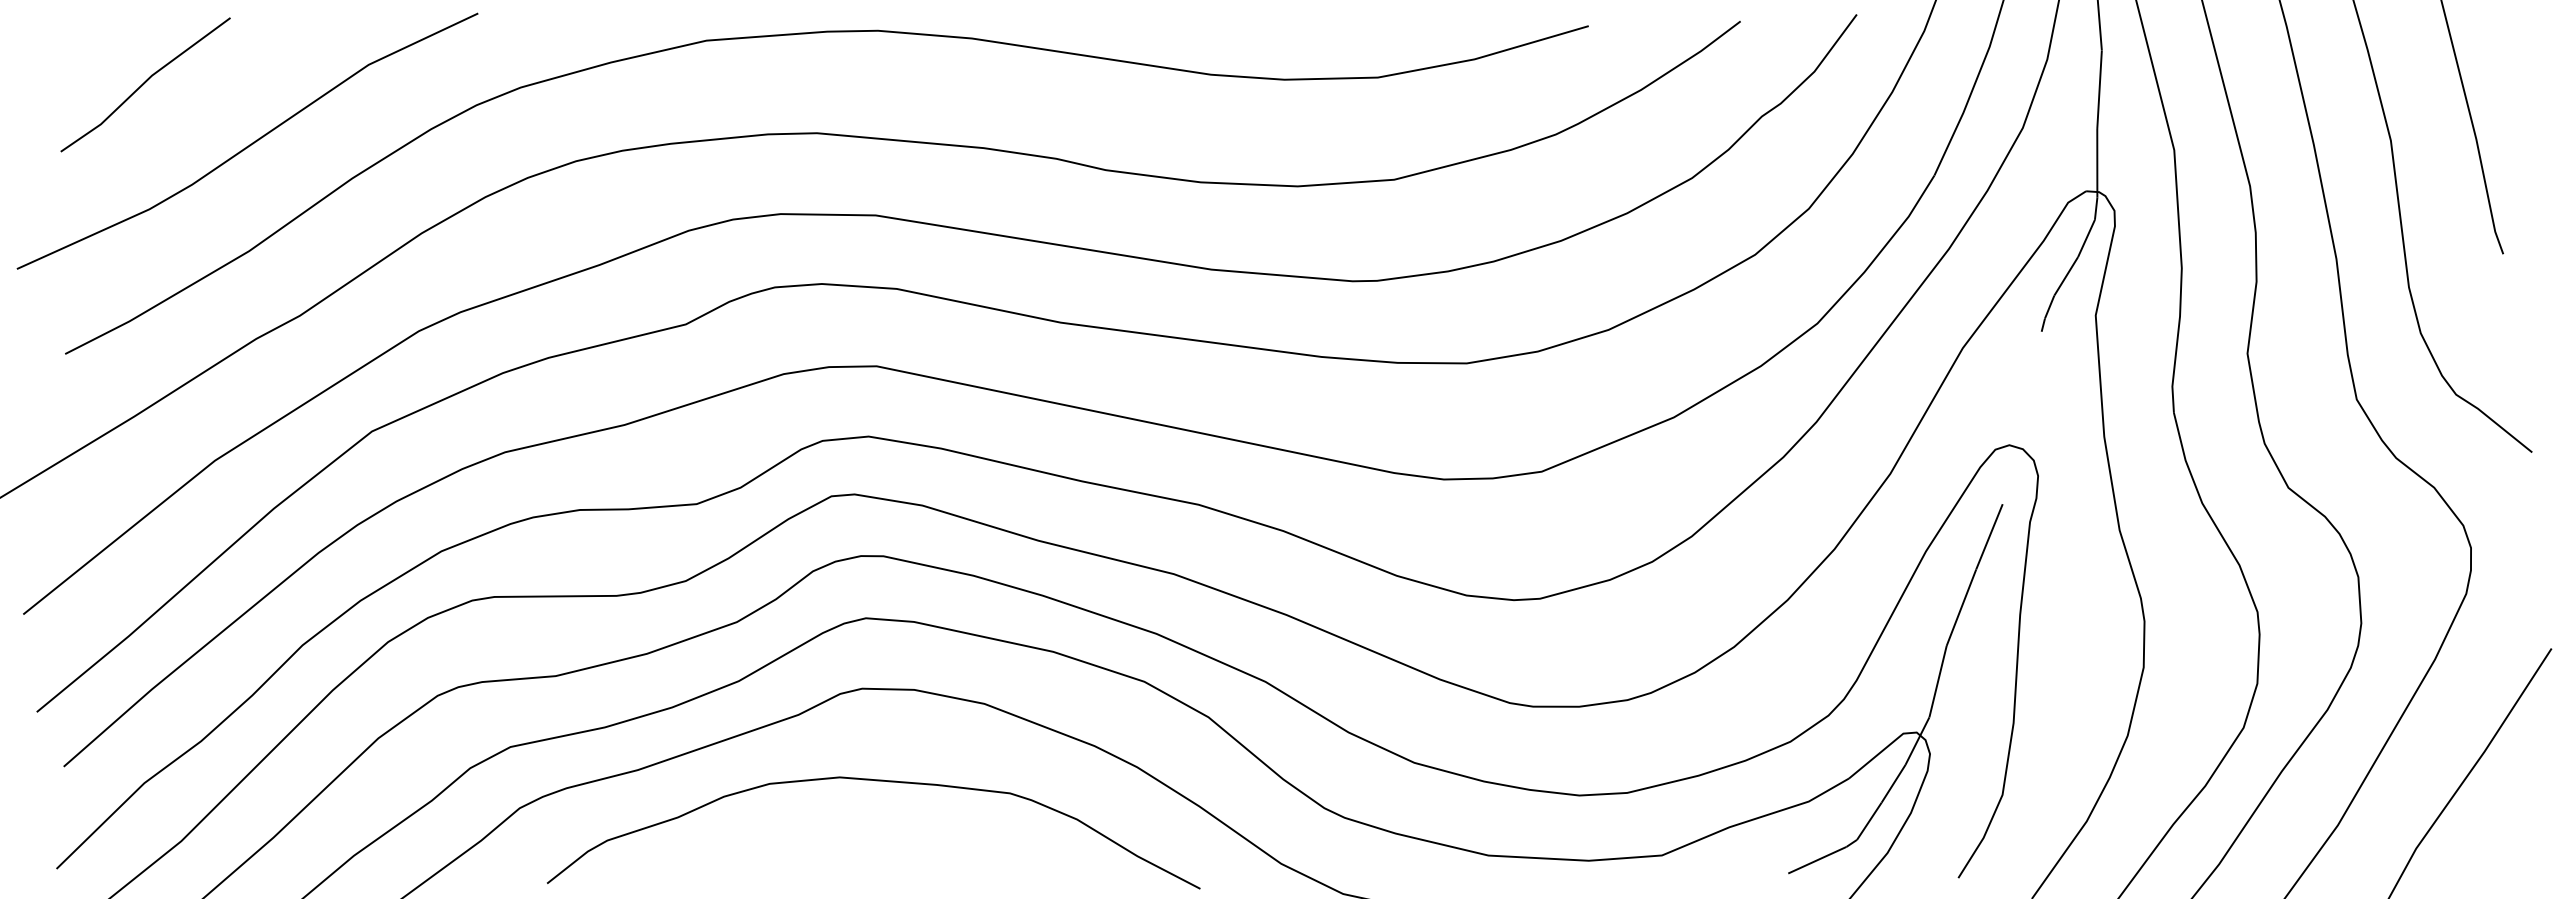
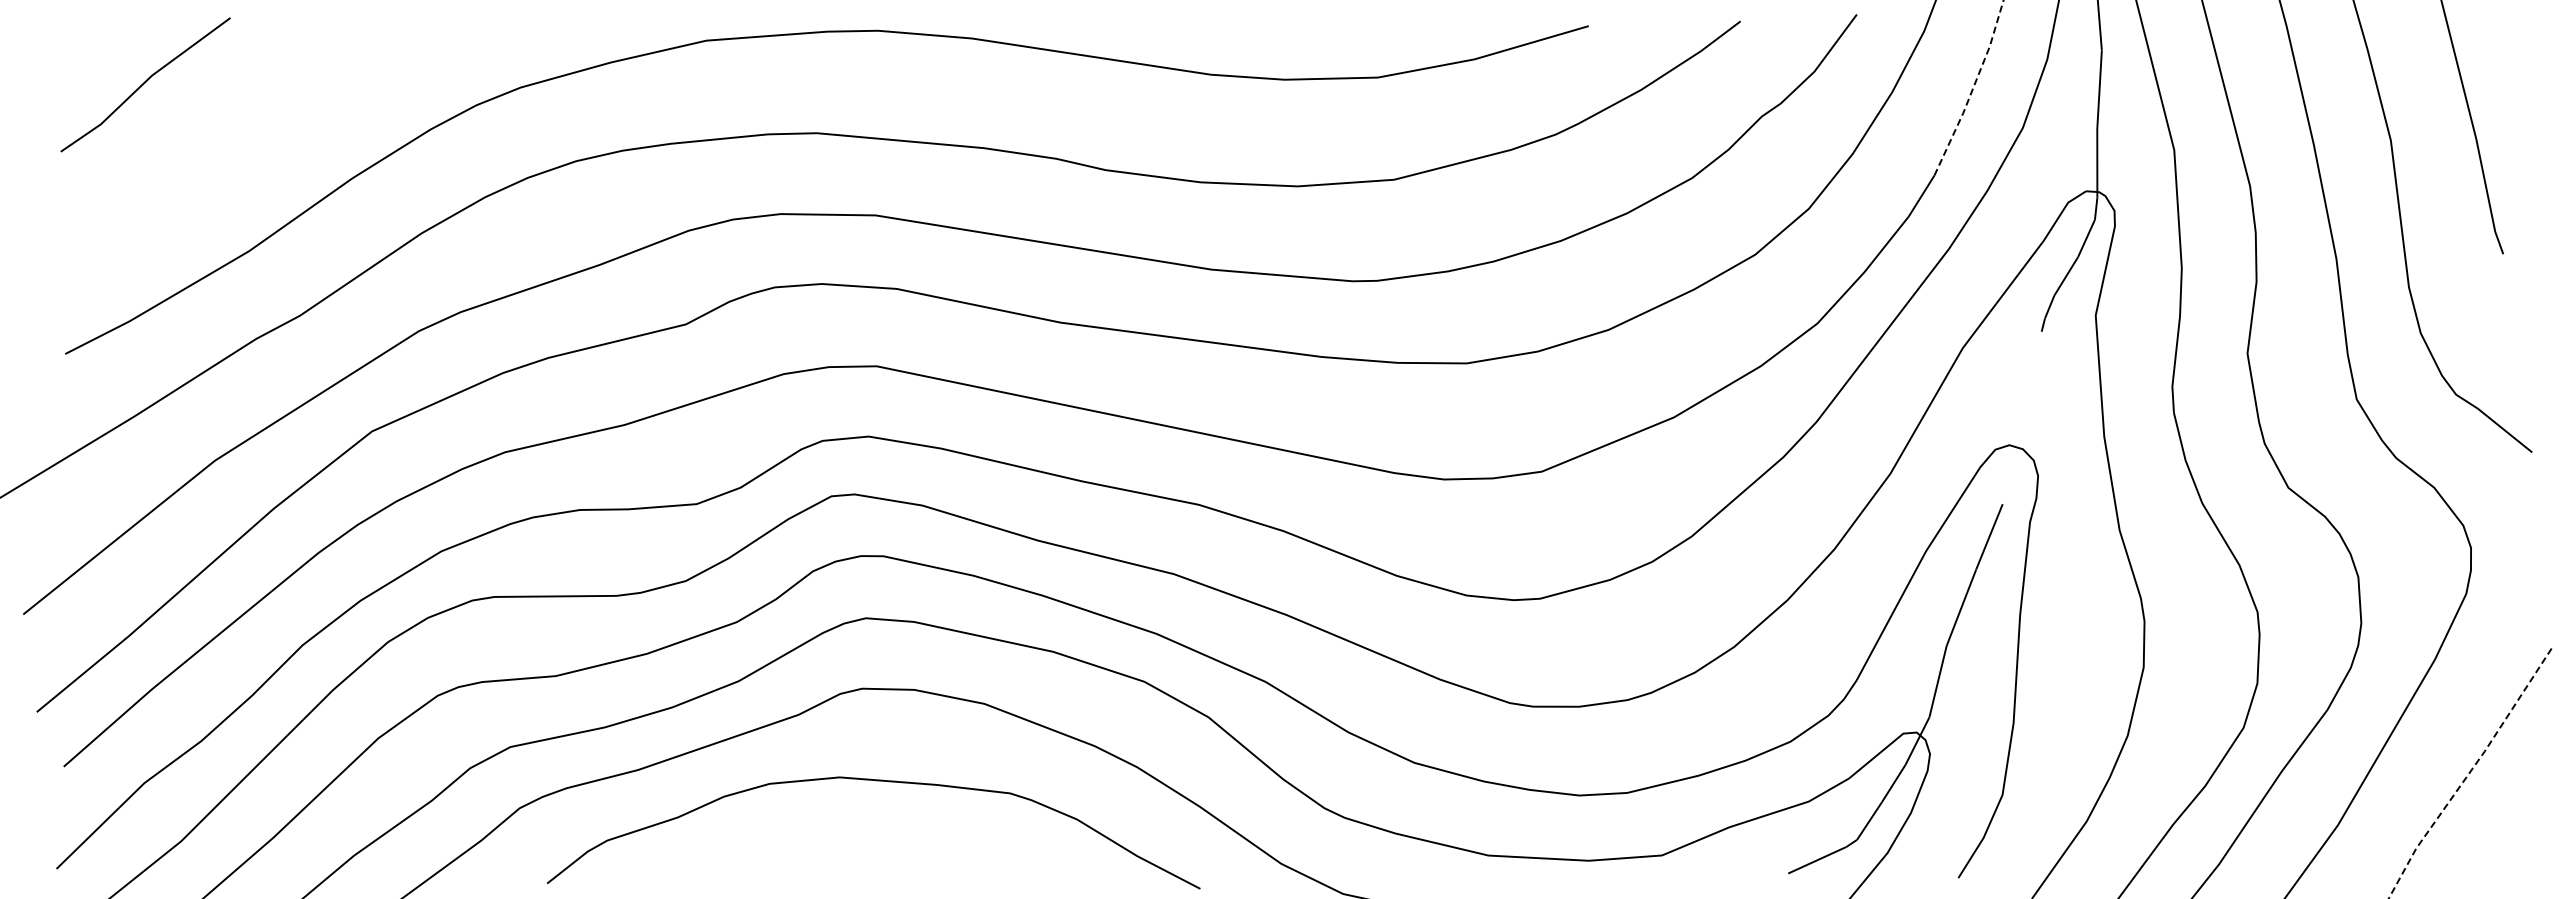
line: solid -> dashed (1972, 89)
line: present -> none (250, 143)
line: solid -> dashed (2469, 773)
